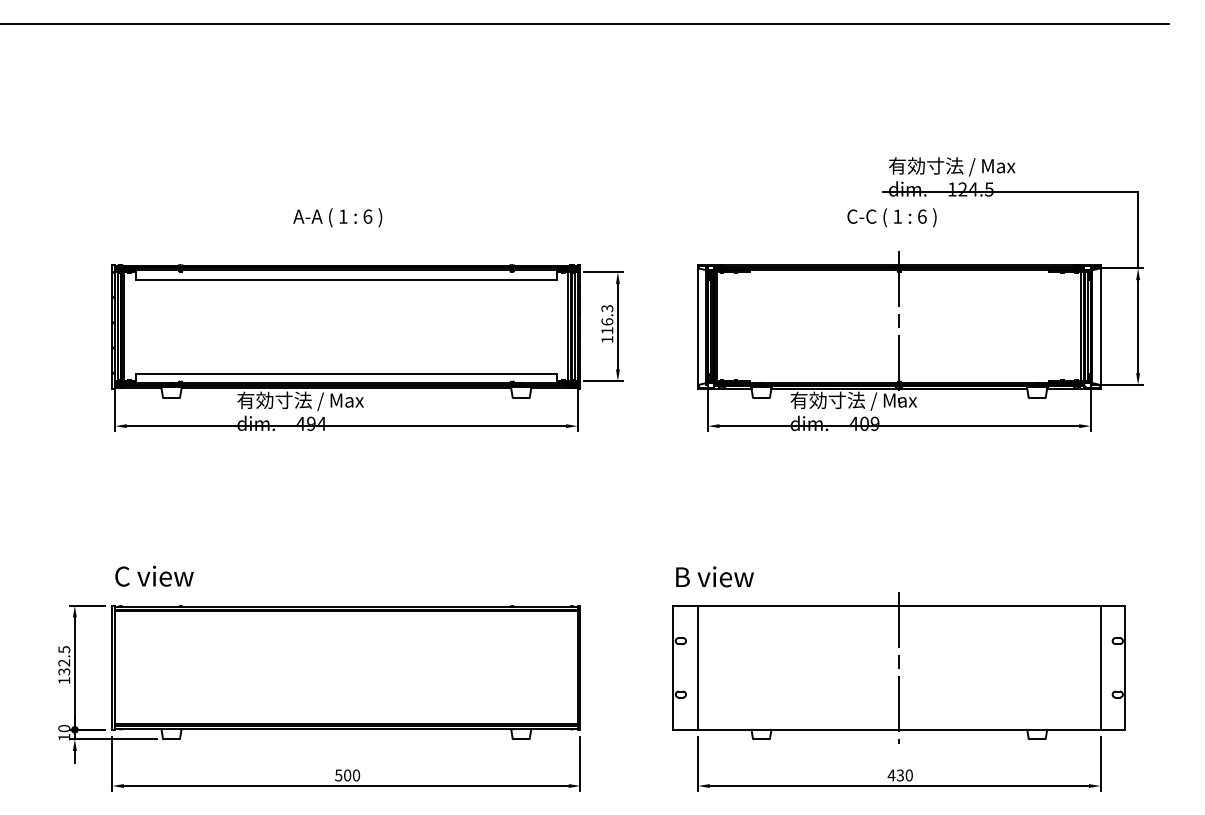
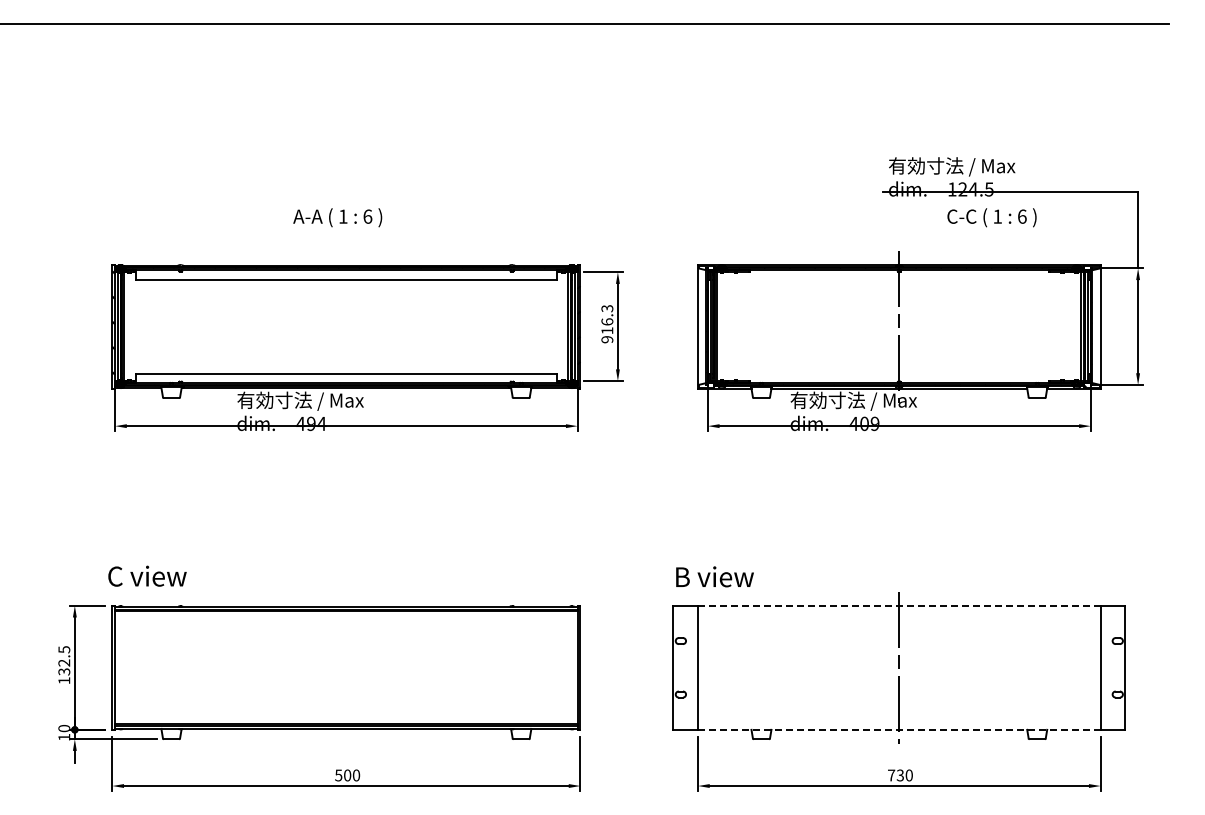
text position: (891, 217) -> (991, 217) (991, 217)
text: 116.3 -> 916.3 (607, 339)
text position: (154, 575) -> (147, 575) (147, 575)
line: solid -> dashed (898, 605)
line: solid -> dashed (899, 729)
text: 430 -> 730 (891, 775)
